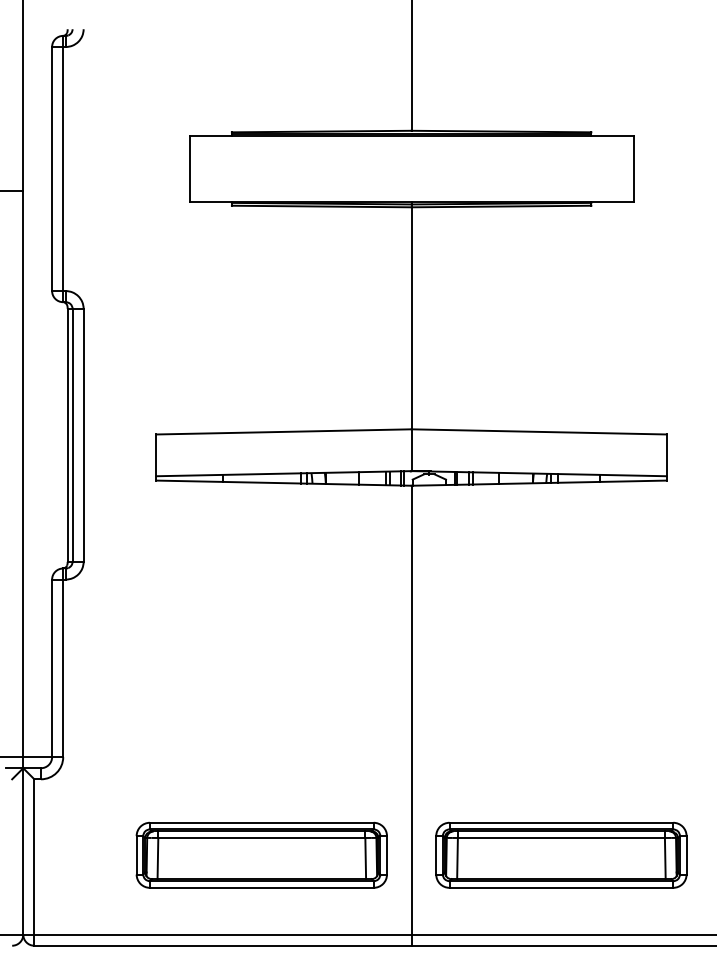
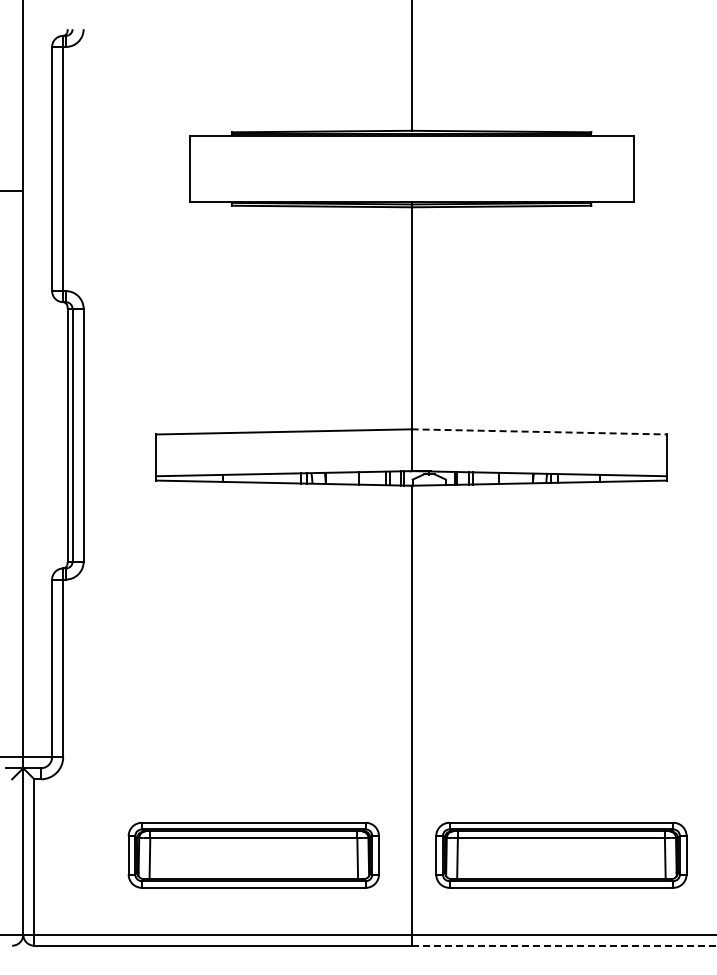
line: solid -> dashed (539, 431)
part position: (261, 854) -> (253, 854) (253, 854)
line: solid -> dashed (564, 945)
